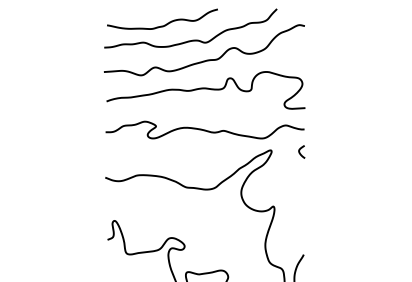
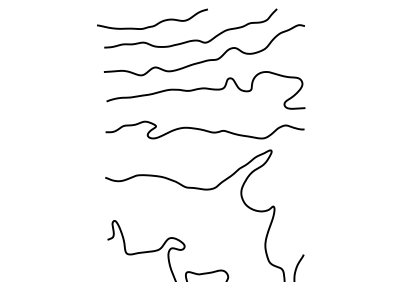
curve position: (164, 24) -> (154, 24) (154, 24)
curve: present -> none (300, 150)
